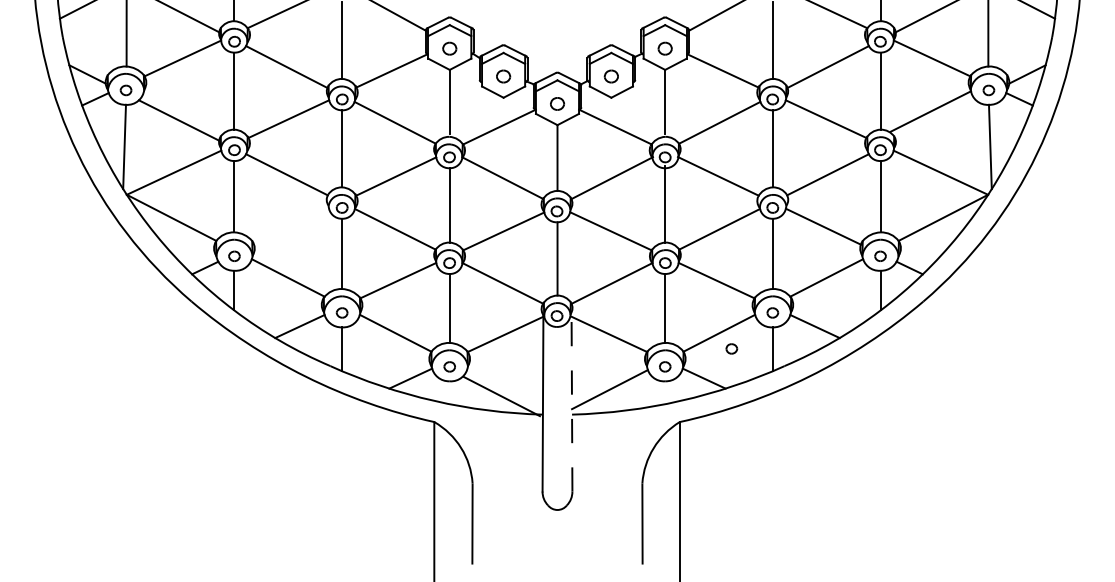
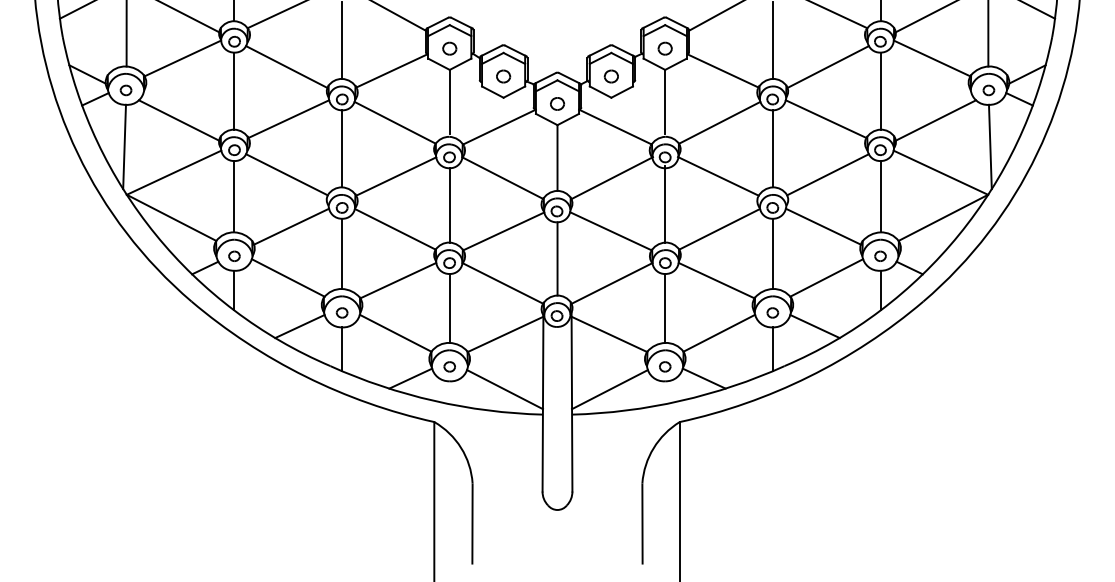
line position: (930, 111) -> (935, 120) (935, 120)
line: none -> present (291, 226)
part: present -> none (731, 348)
line position: (501, 396) -> (504, 389) (504, 389)
line: dashed -> solid (572, 401)
